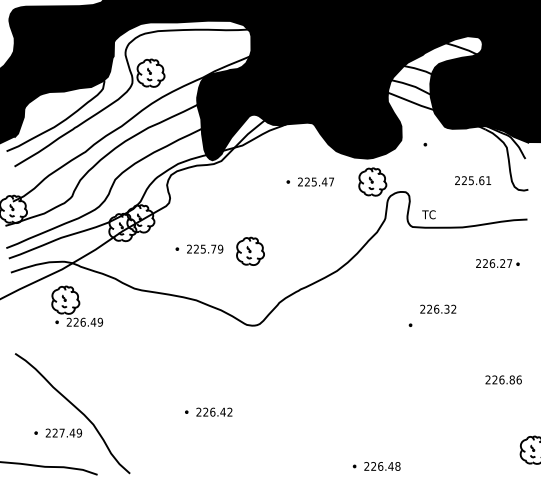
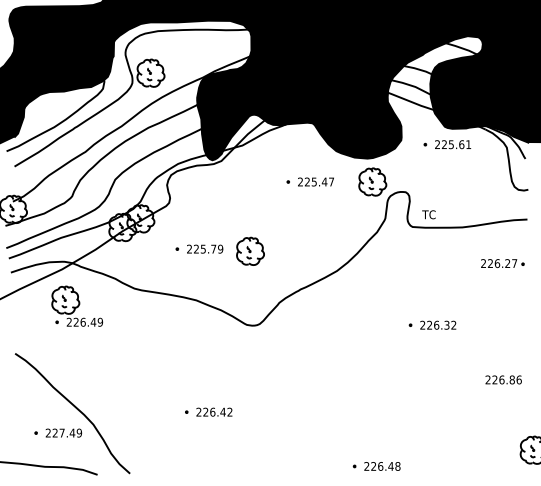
text position: (473, 180) -> (453, 144) (453, 144)
part position: (497, 263) -> (502, 263) (502, 263)
text position: (438, 308) -> (438, 324) (438, 324)
